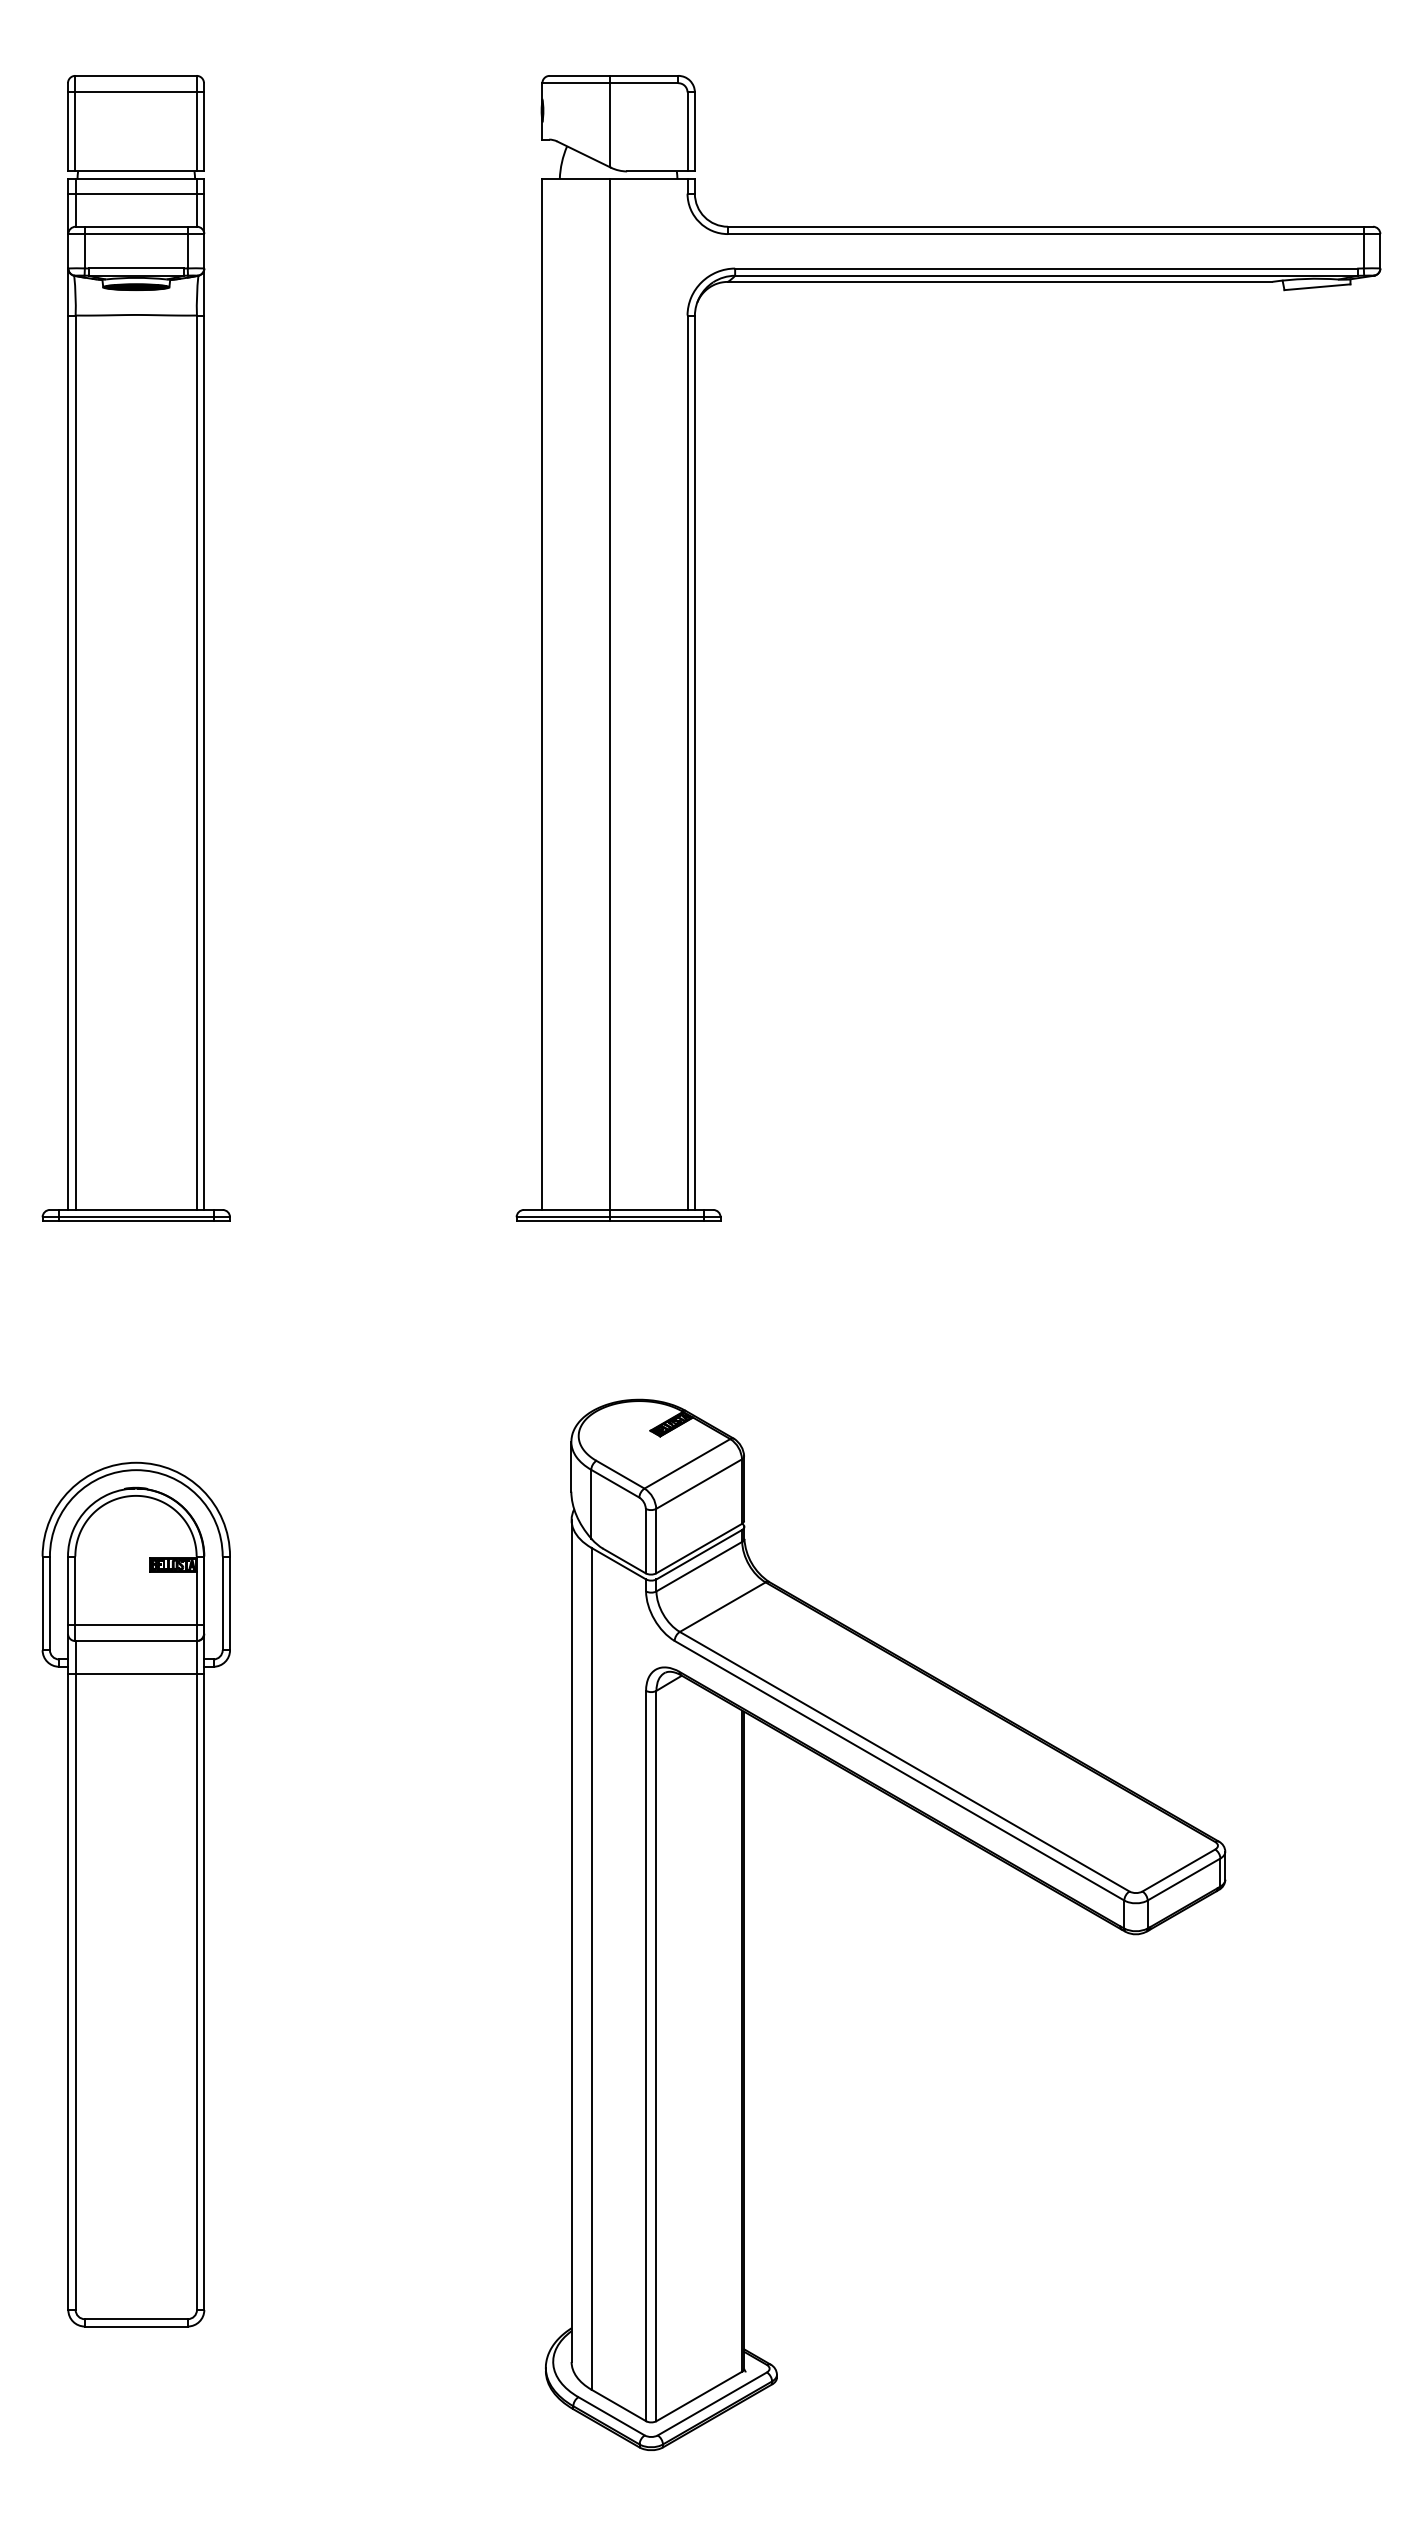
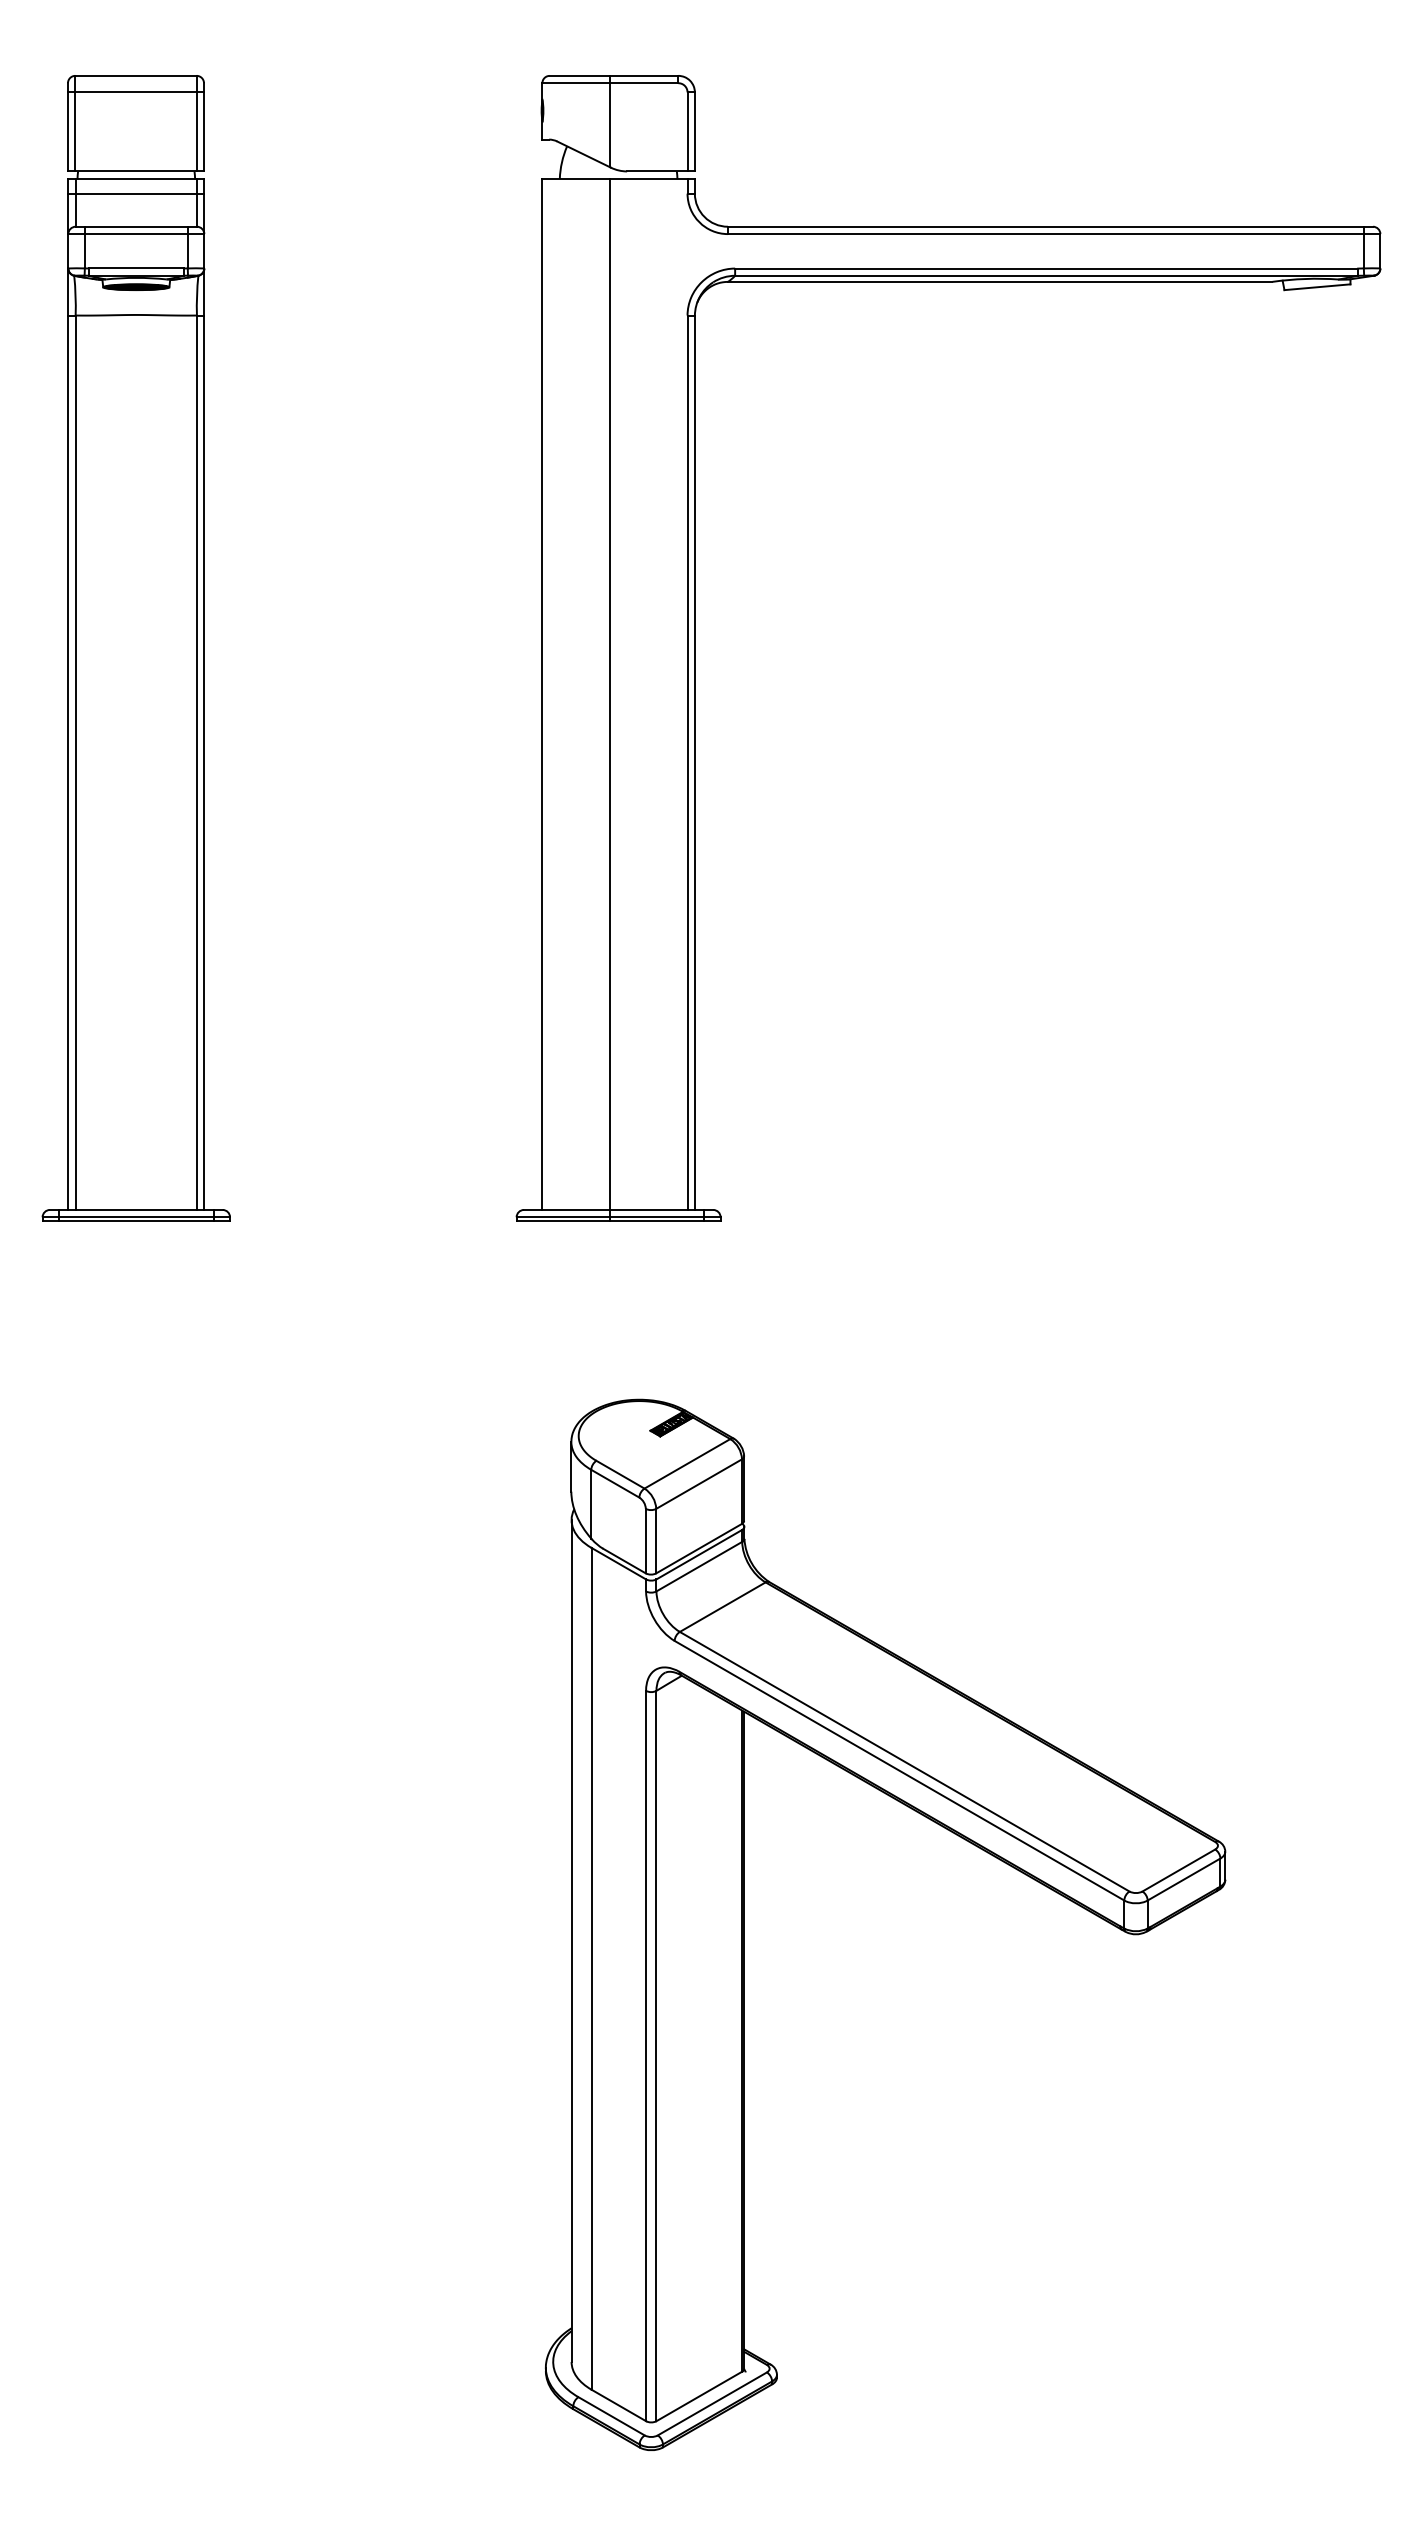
part: present -> none (135, 1894)
